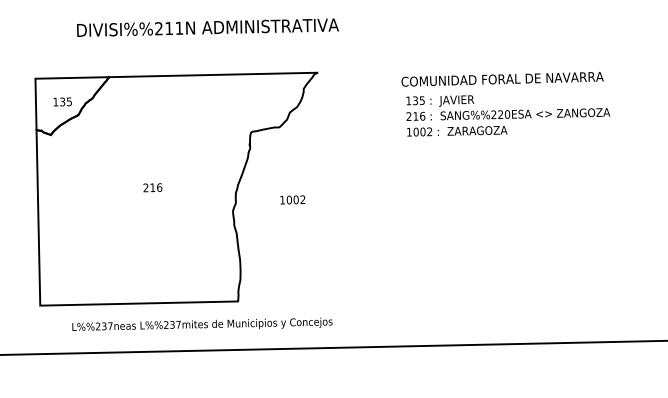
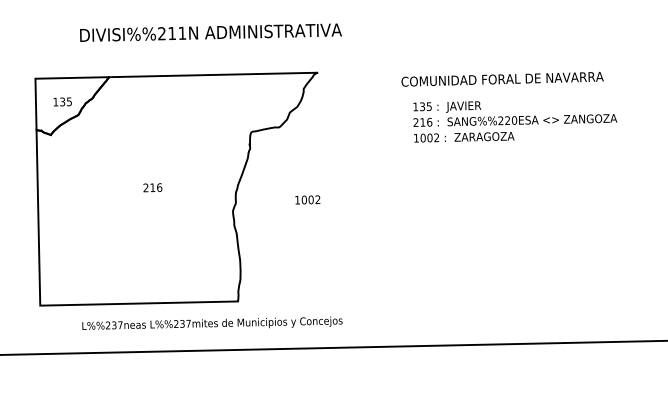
text position: (207, 27) -> (210, 32) (210, 32)
text position: (508, 115) -> (515, 121) (515, 121)
text position: (292, 199) -> (307, 199) (307, 199)
text position: (202, 323) -> (212, 322) (212, 322)
